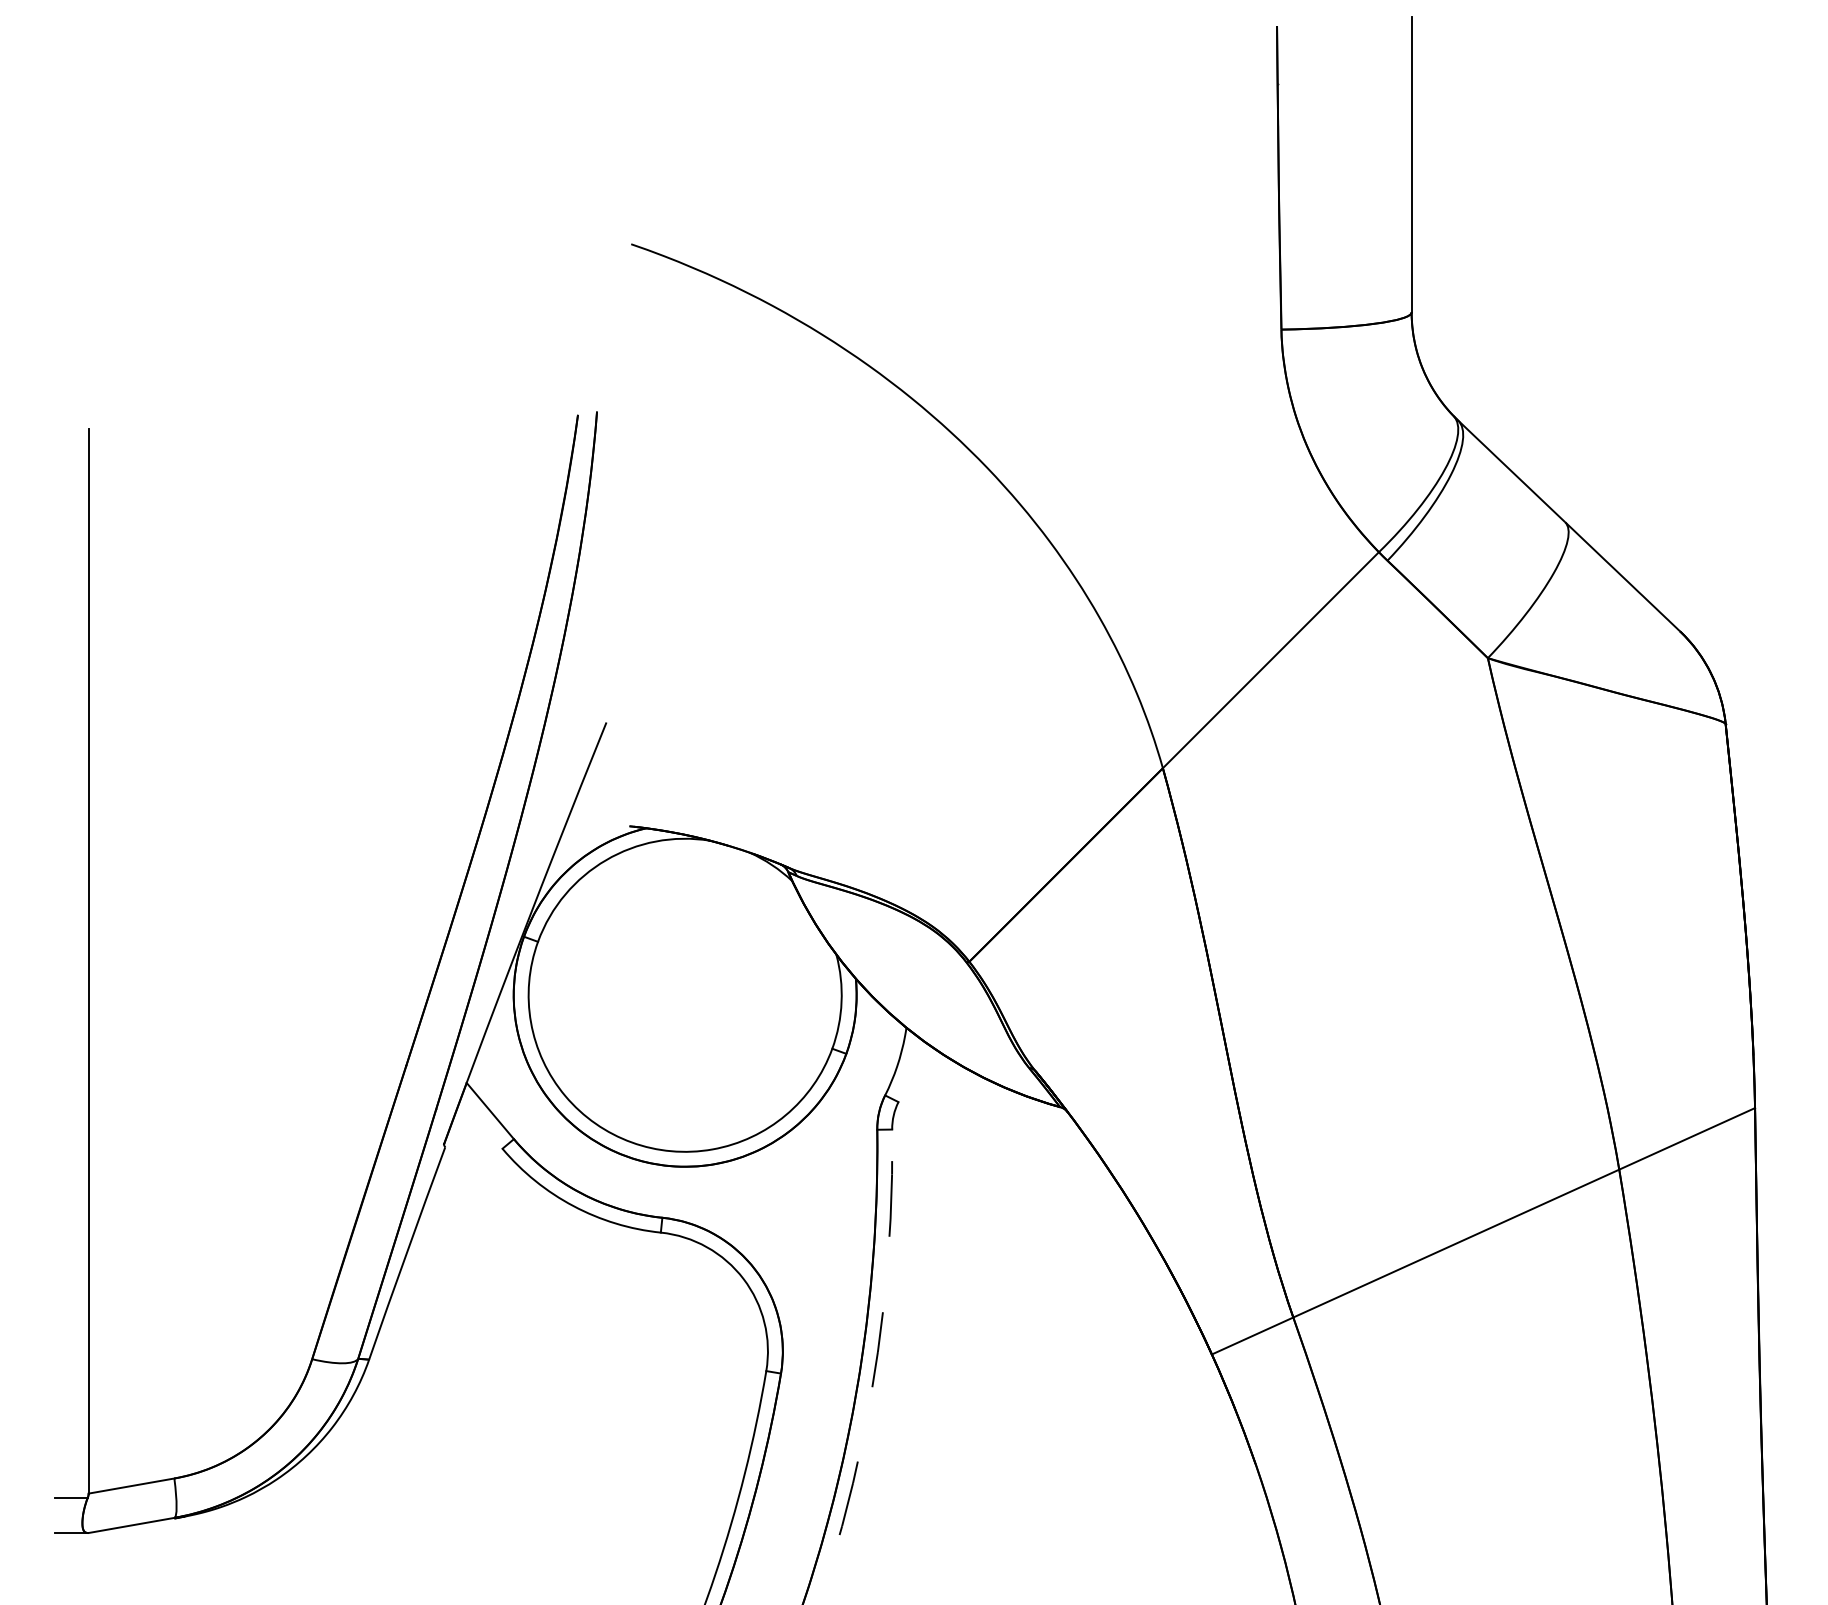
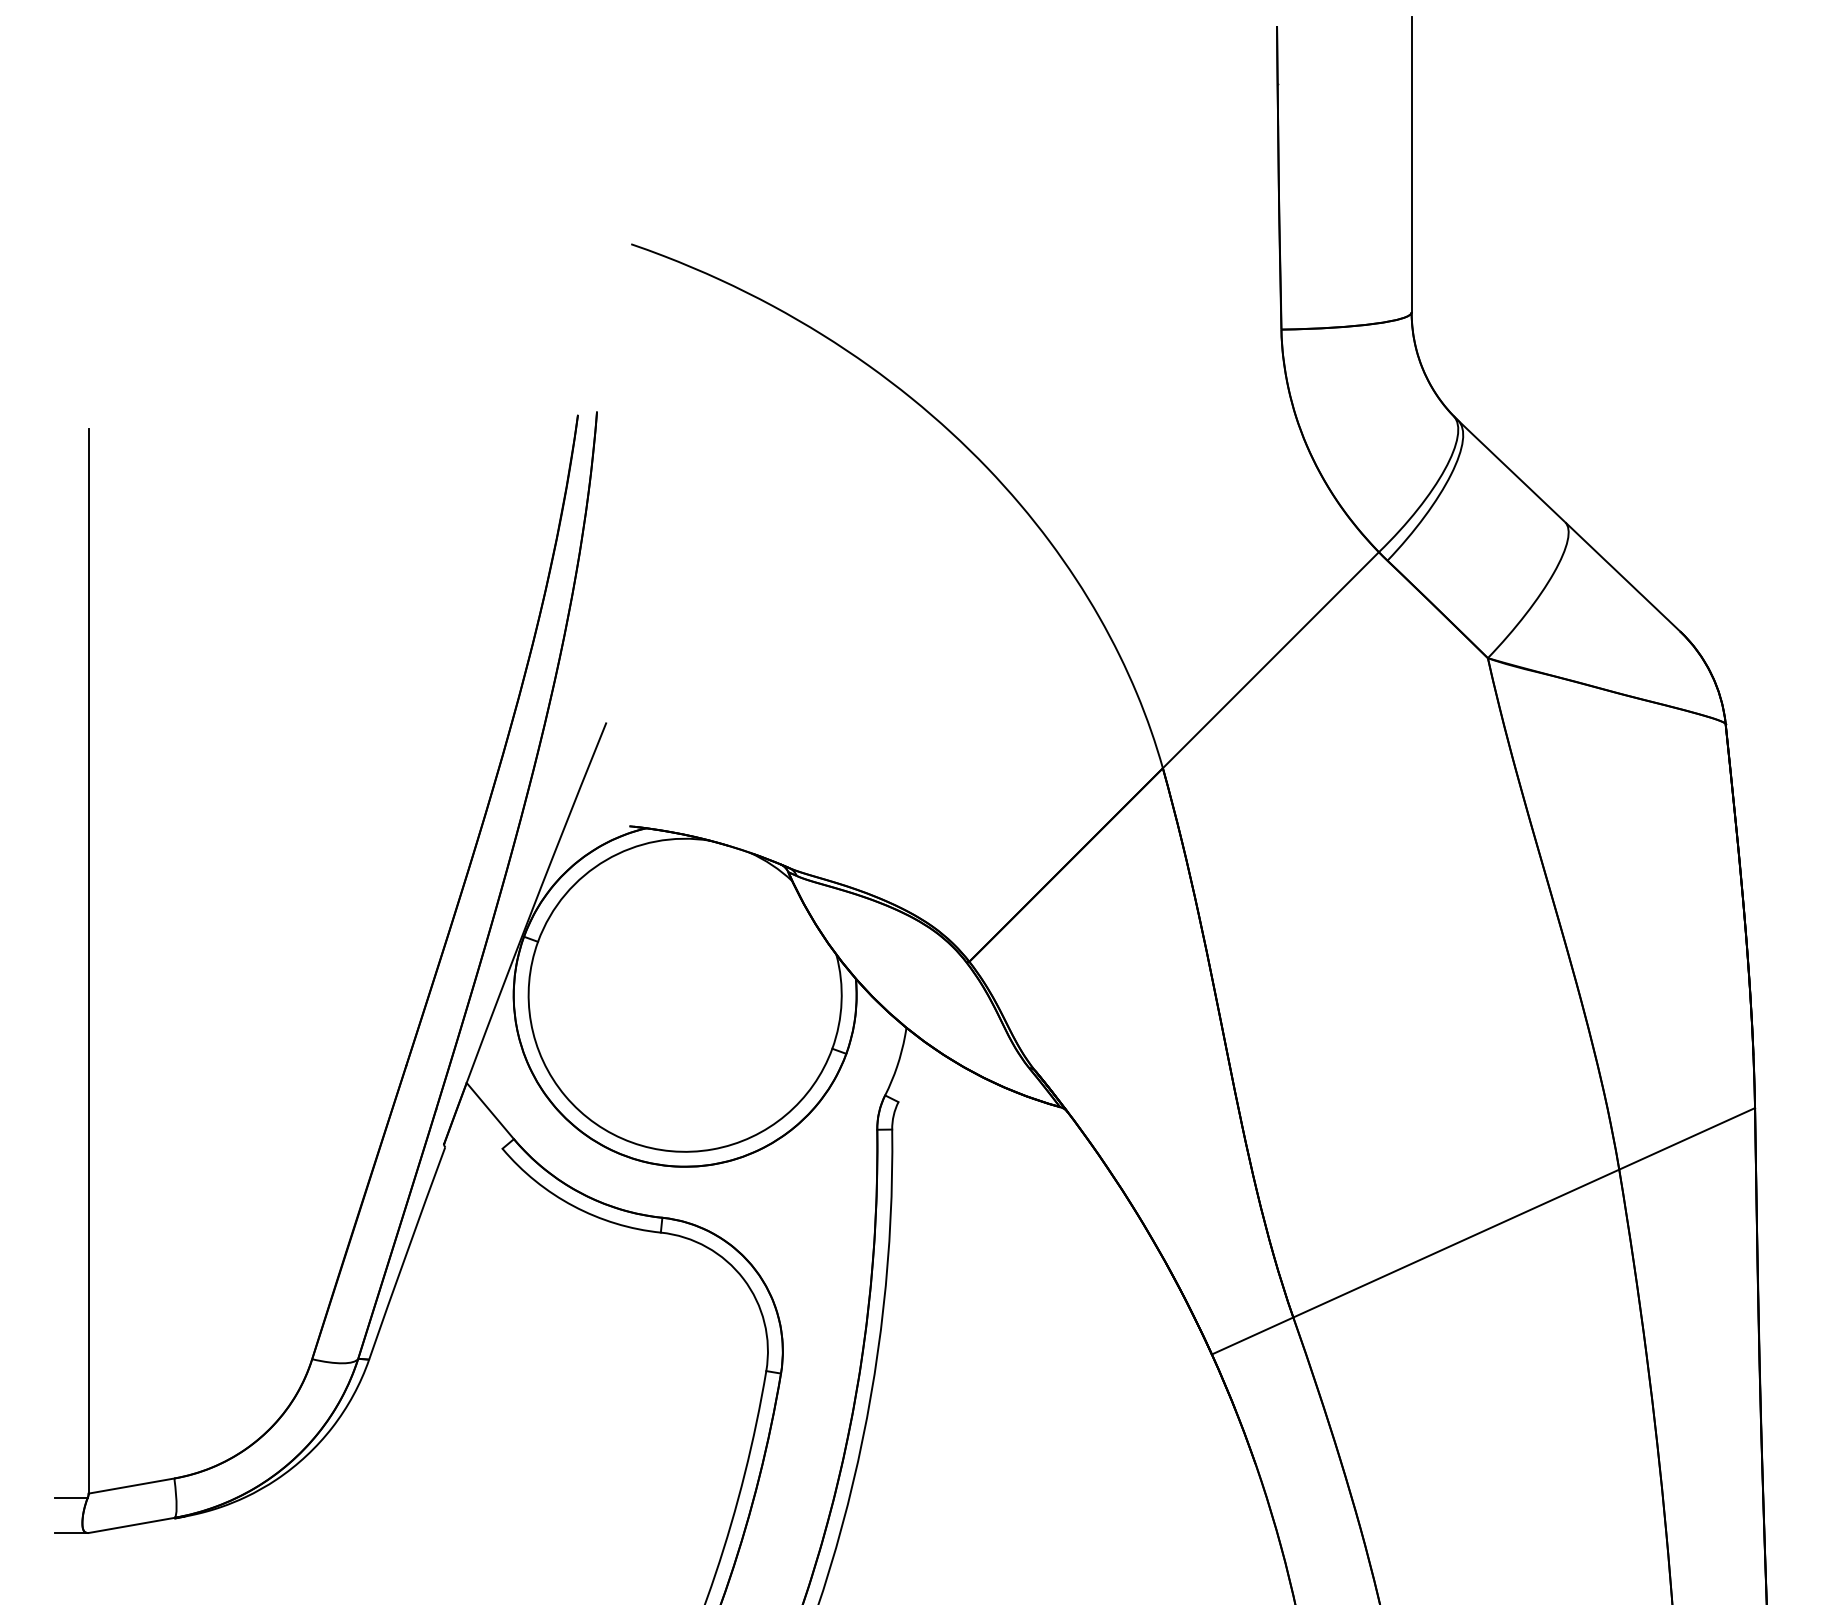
arc: dashed -> solid (875, 1371)
